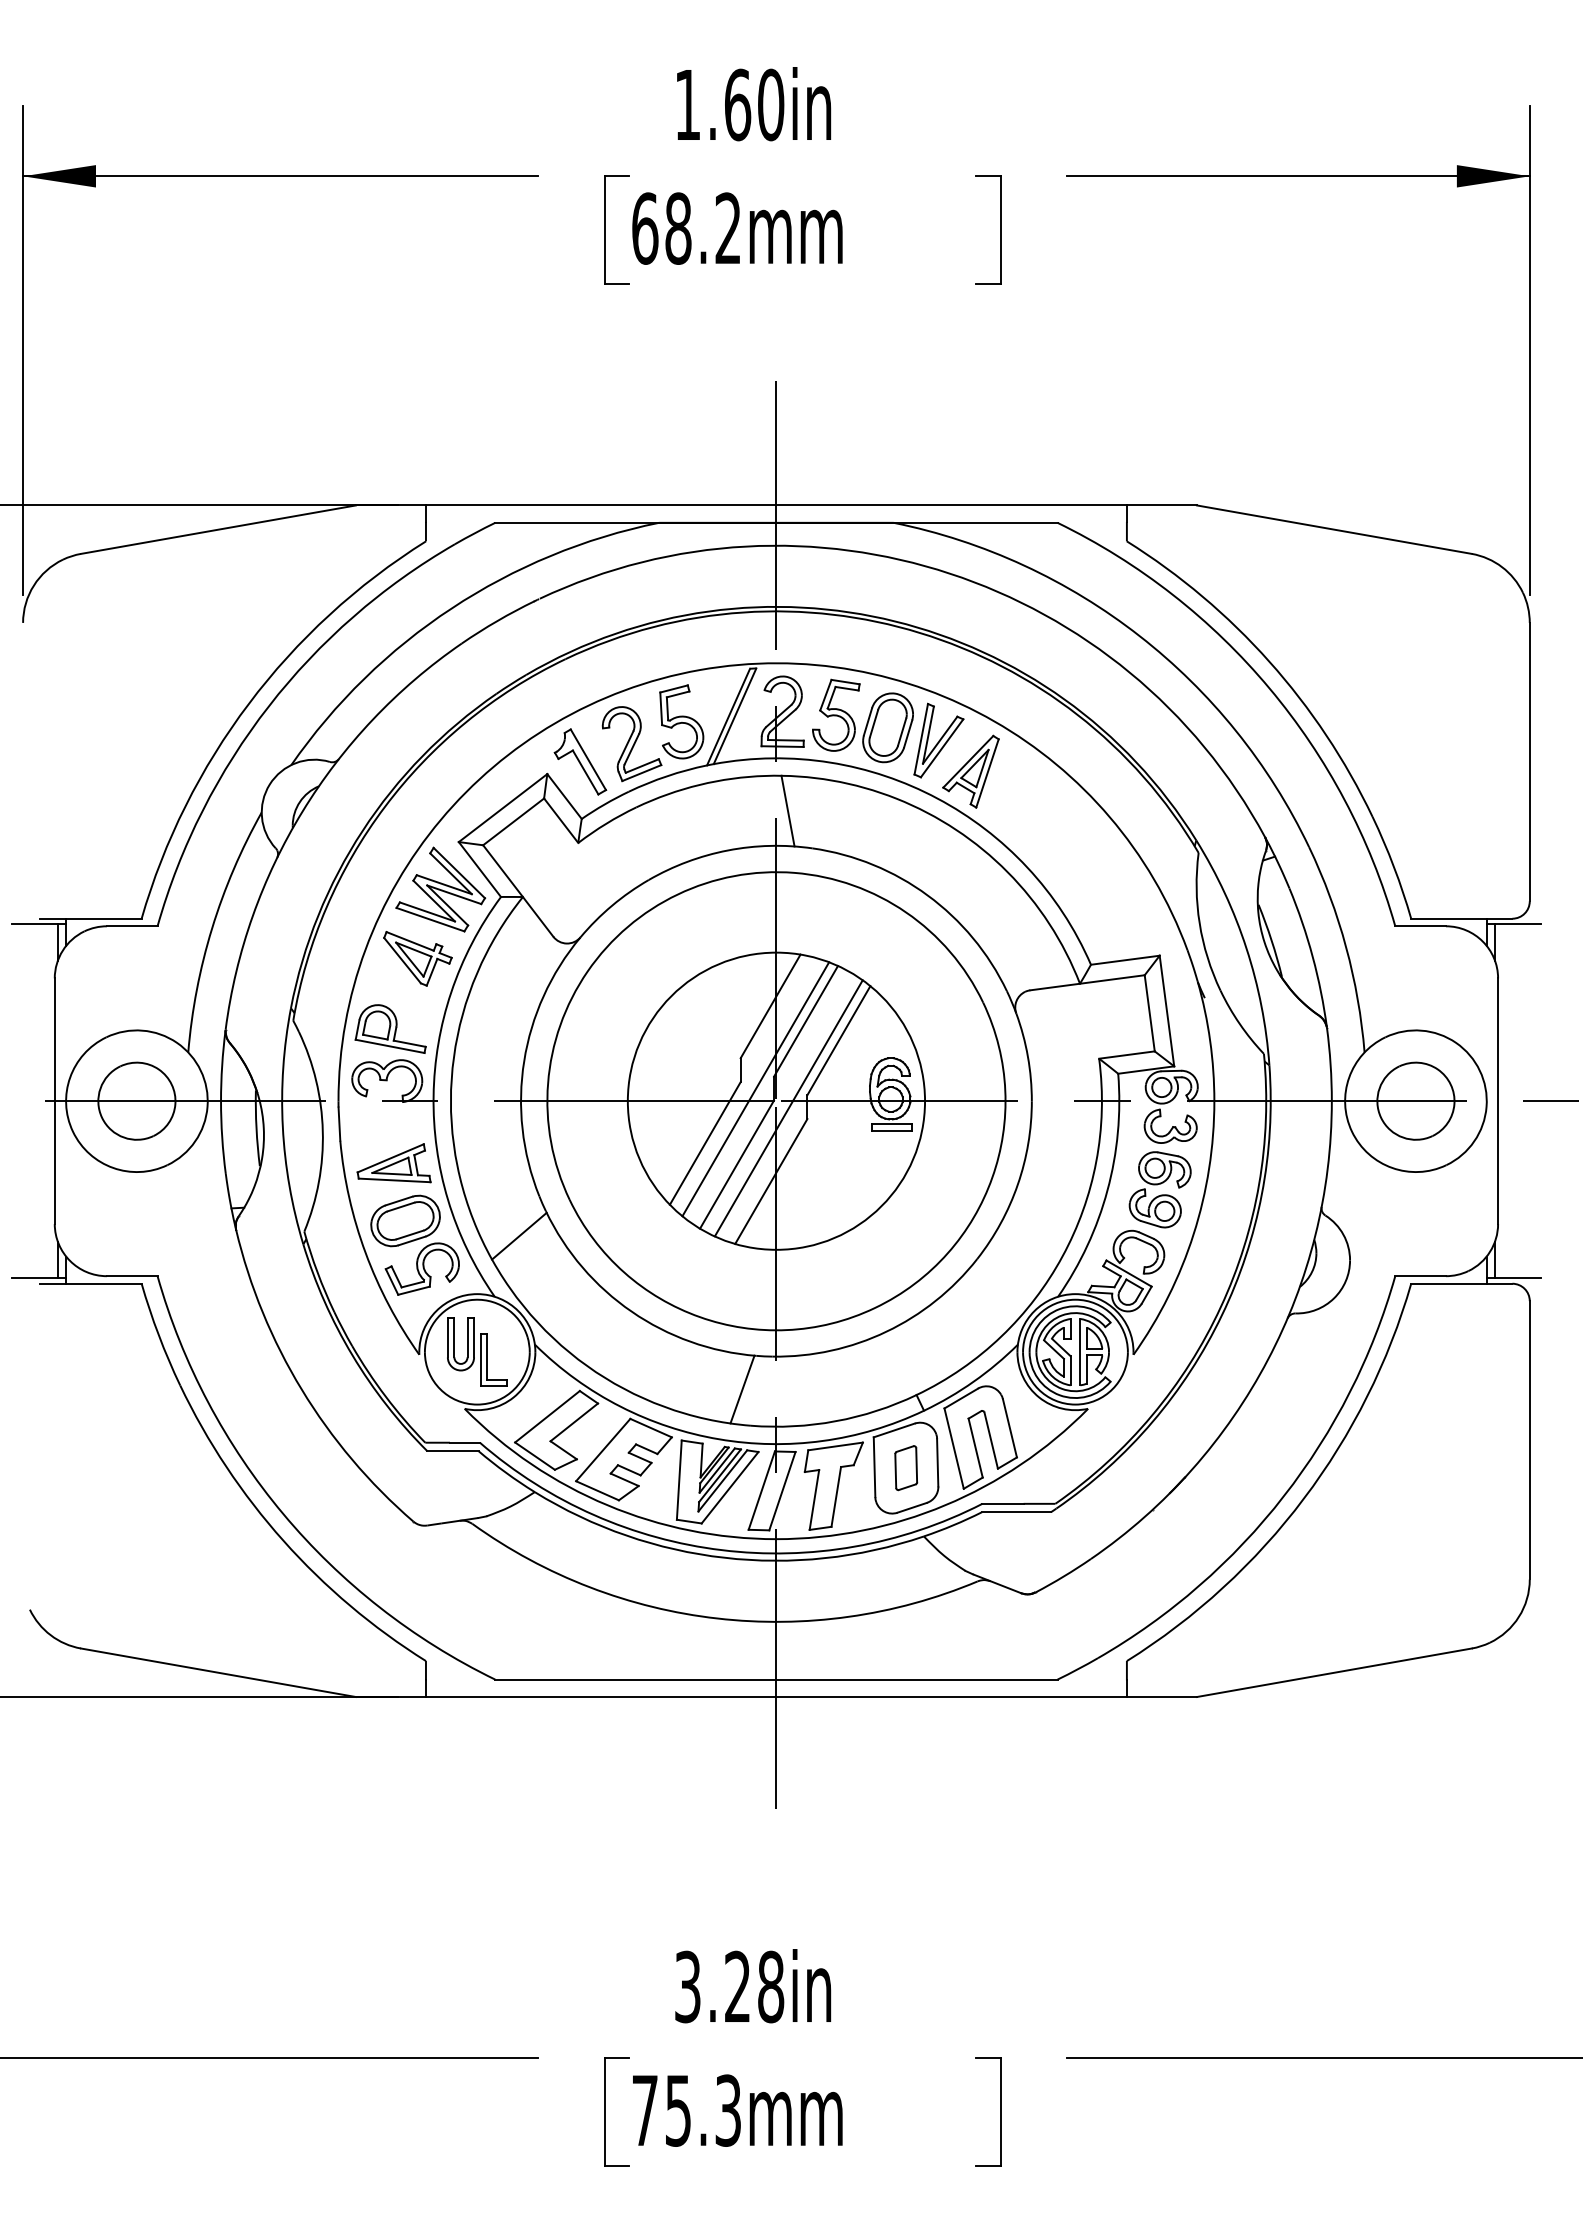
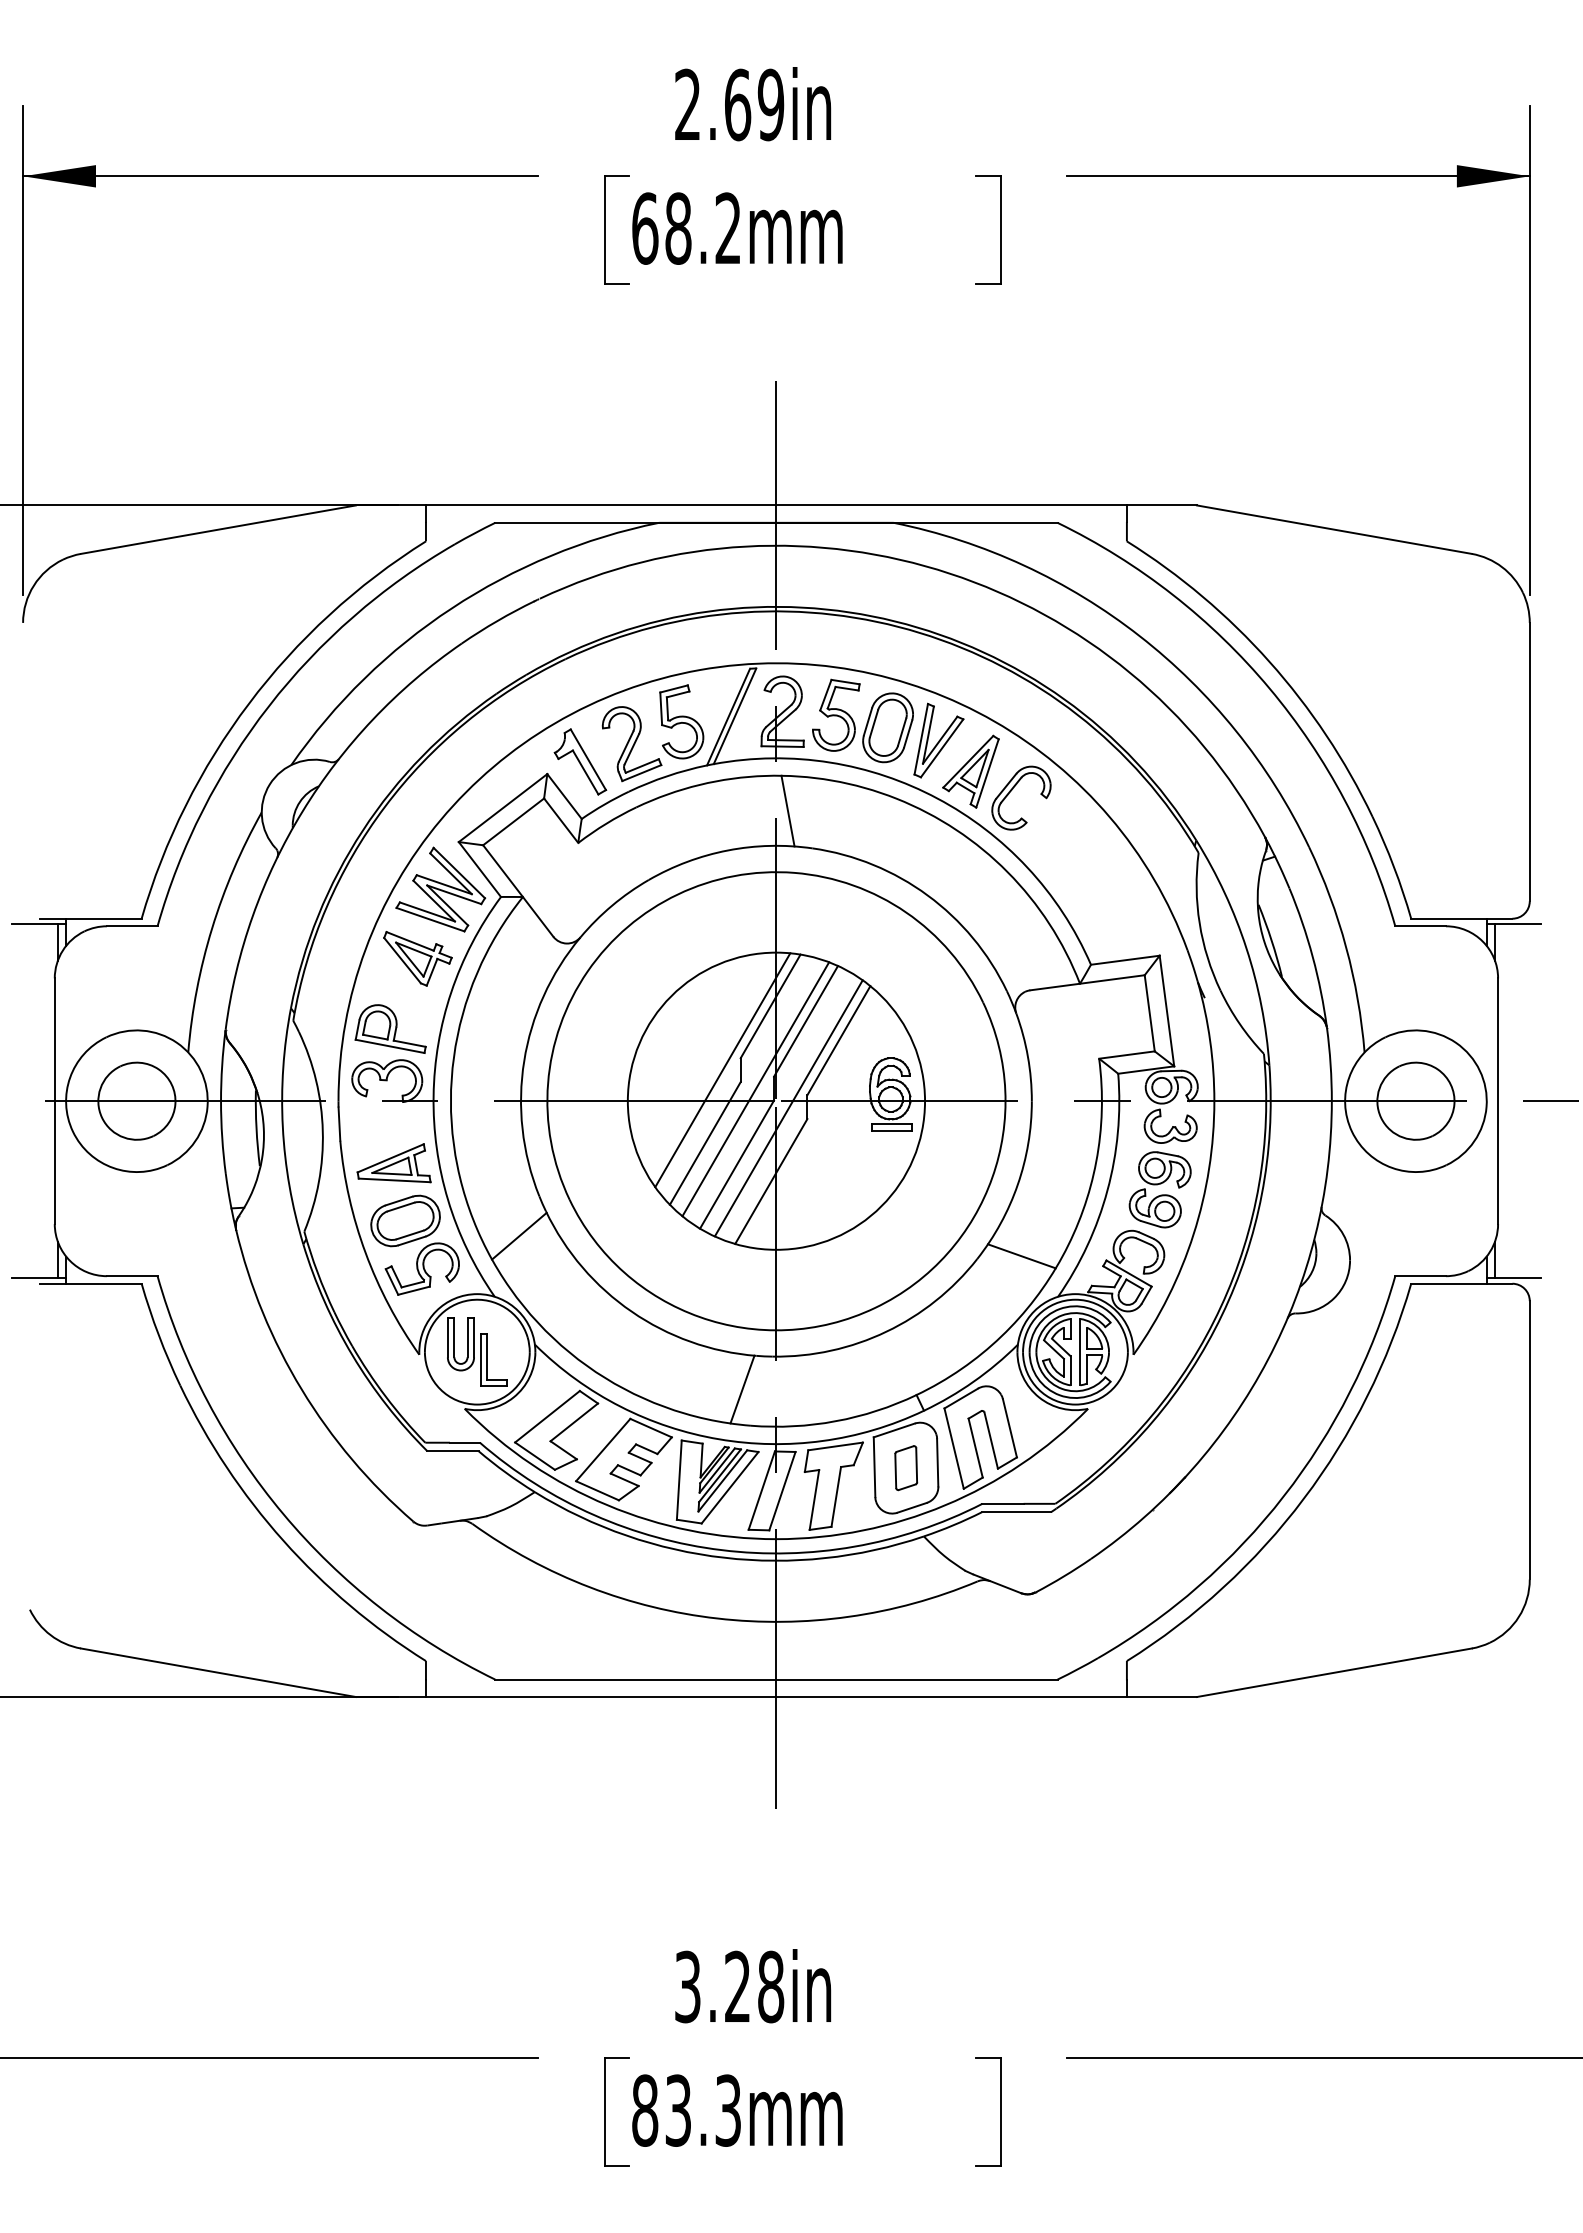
text: 1.60in -> 2.69in (729, 104)
part: none -> present (1013, 789)
line: none -> present (722, 1070)
line: none -> present (1021, 1256)
text: 75.3mm -> 83.3mm (661, 2110)
